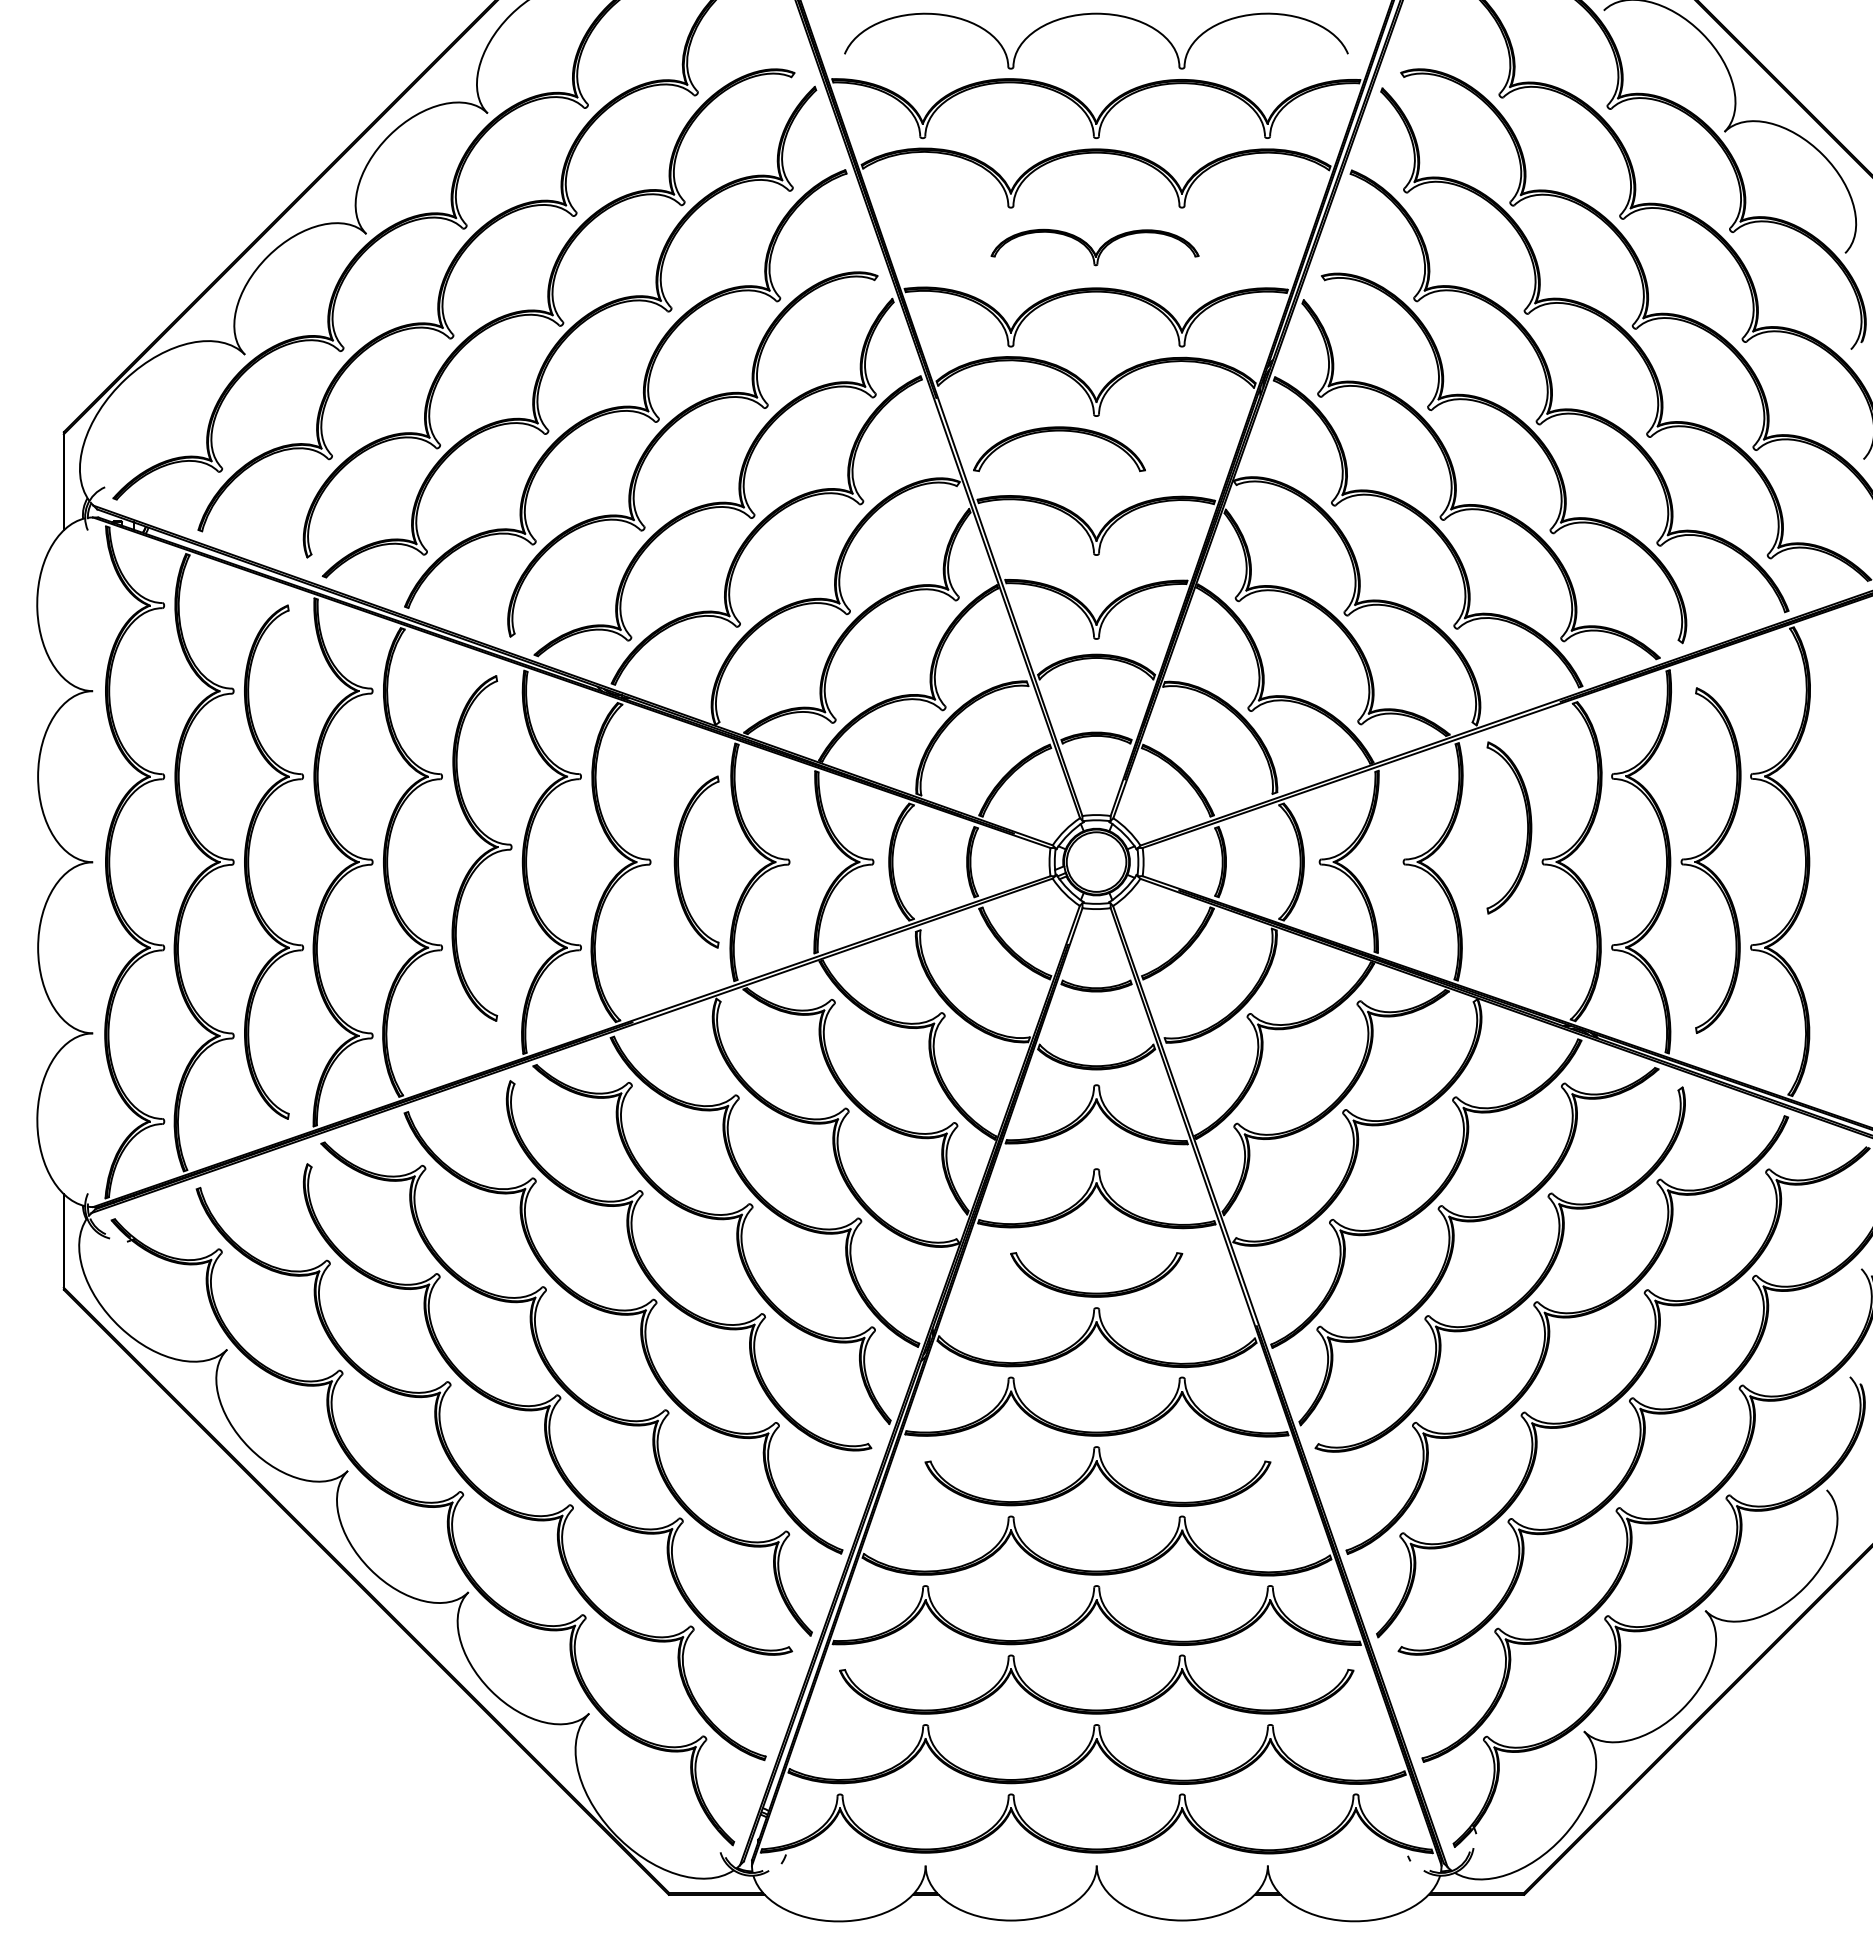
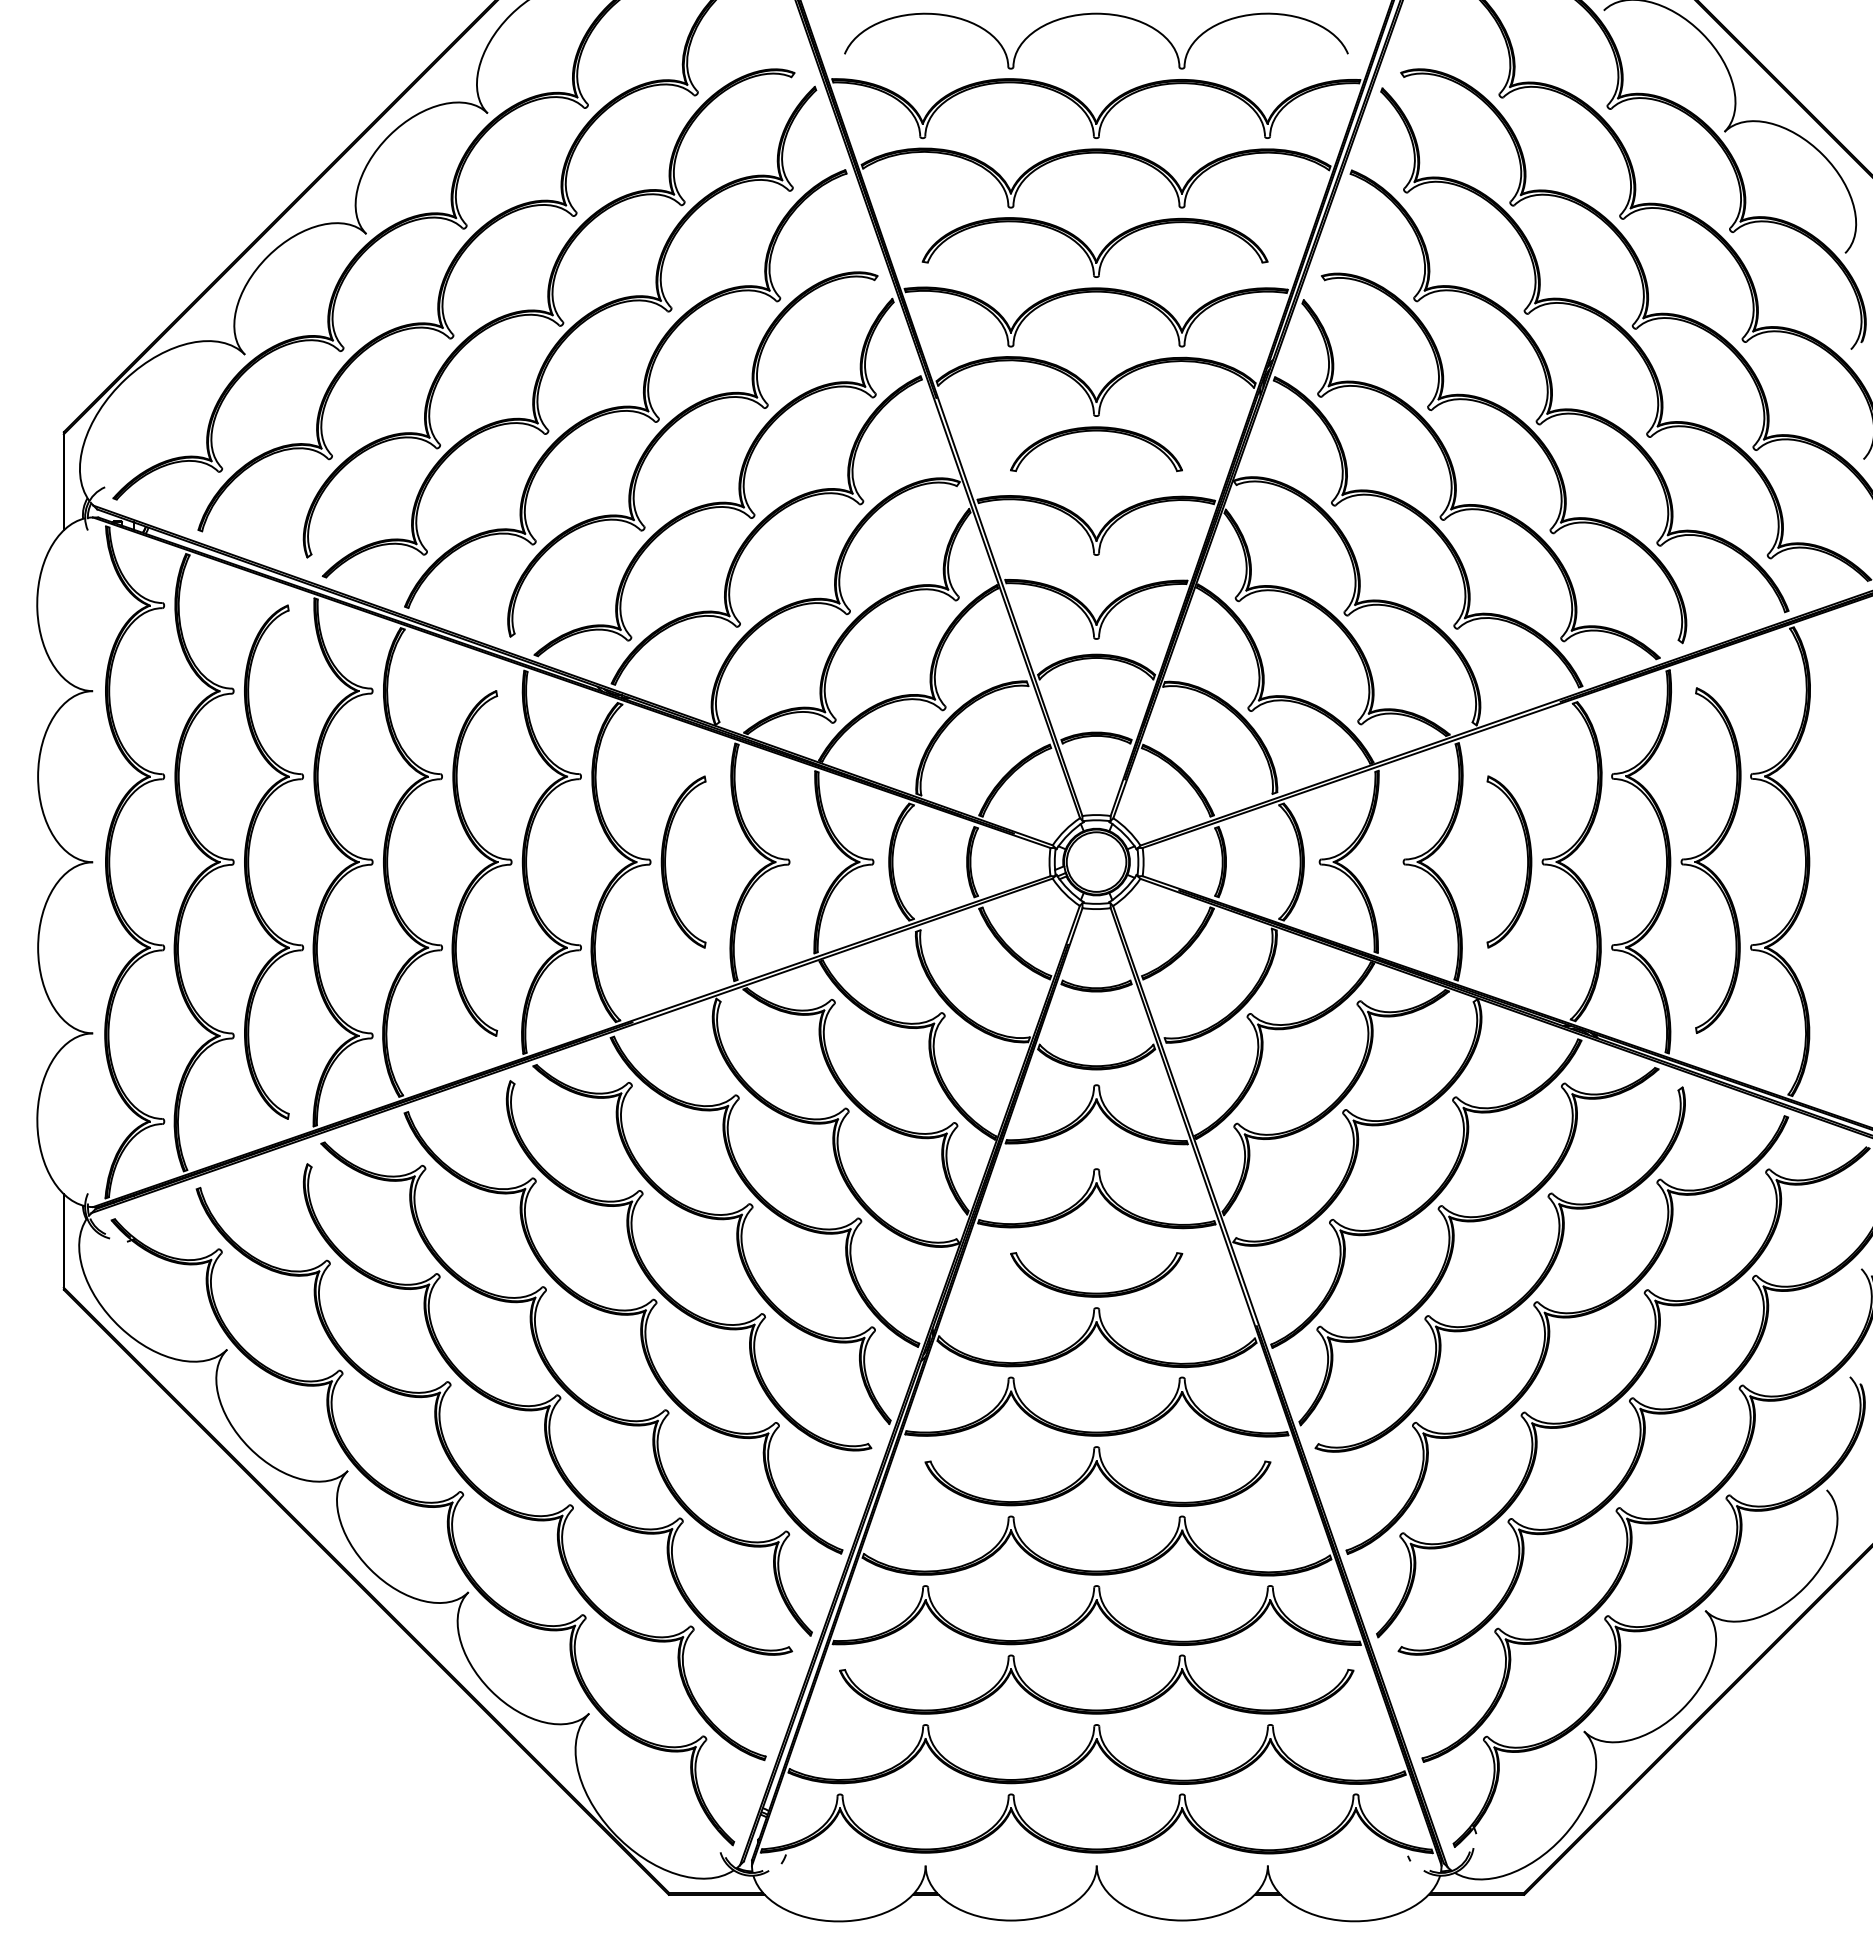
part size: 210x39 px -> 348x61 px (1094, 247)
part position: (1059, 431) -> (1096, 431) (1096, 431)
part position: (1527, 827) -> (1527, 861) (1527, 861)
part position: (481, 848) -> (481, 863) (481, 863)
part position: (679, 857) -> (666, 857) (666, 857)
